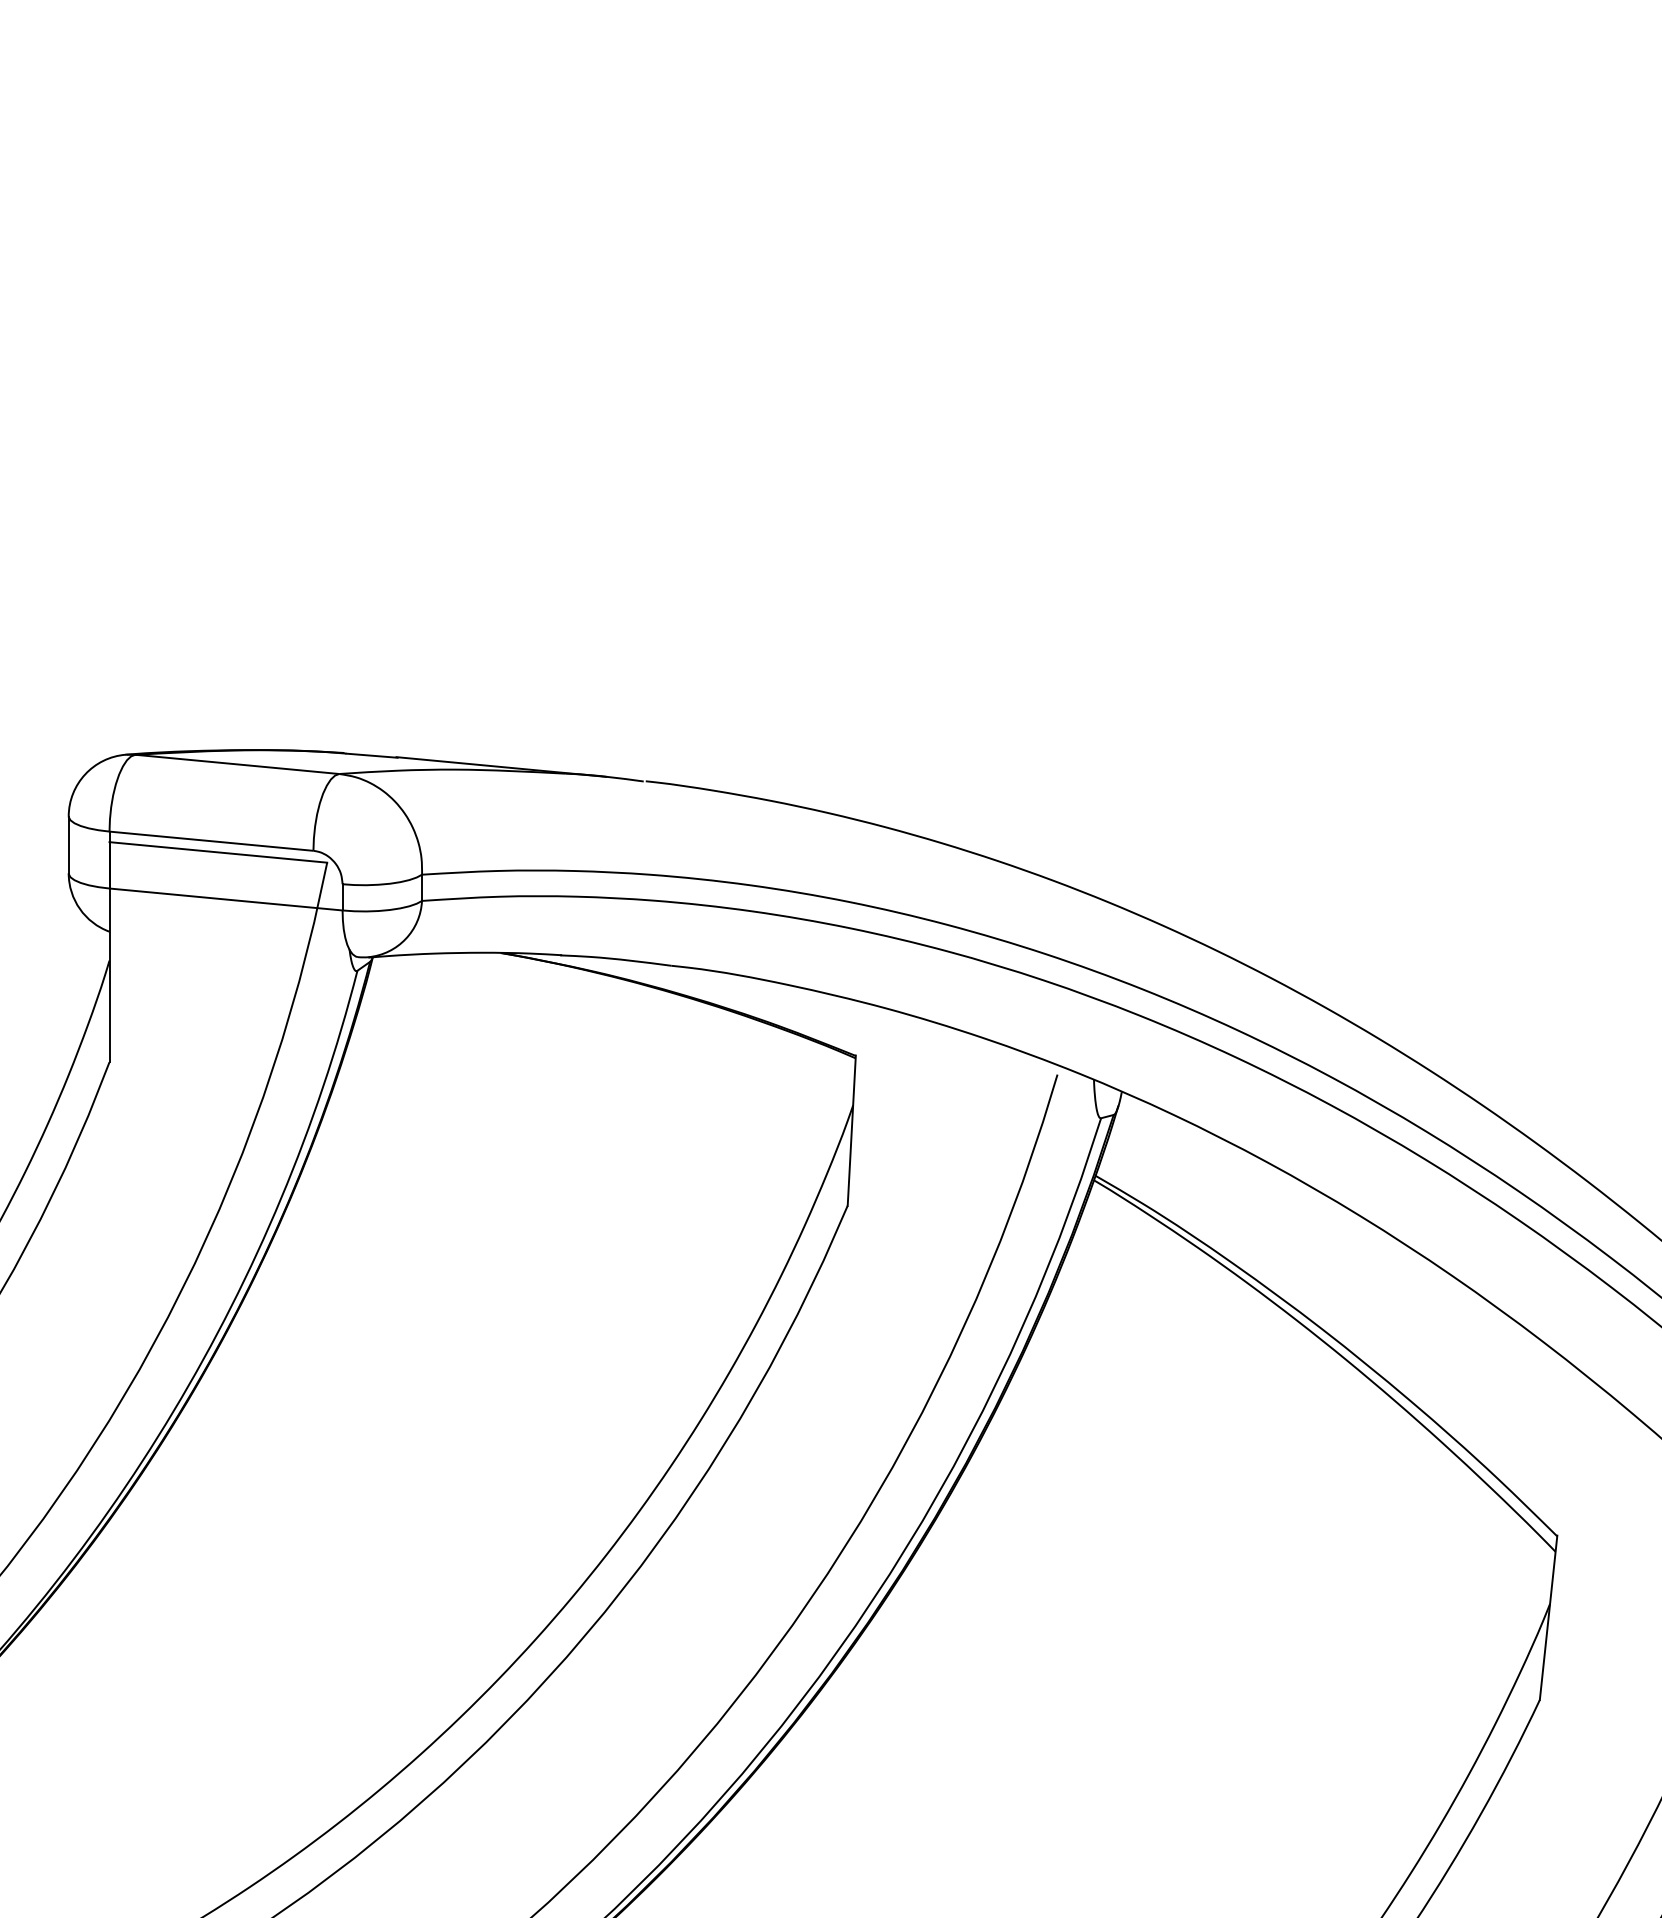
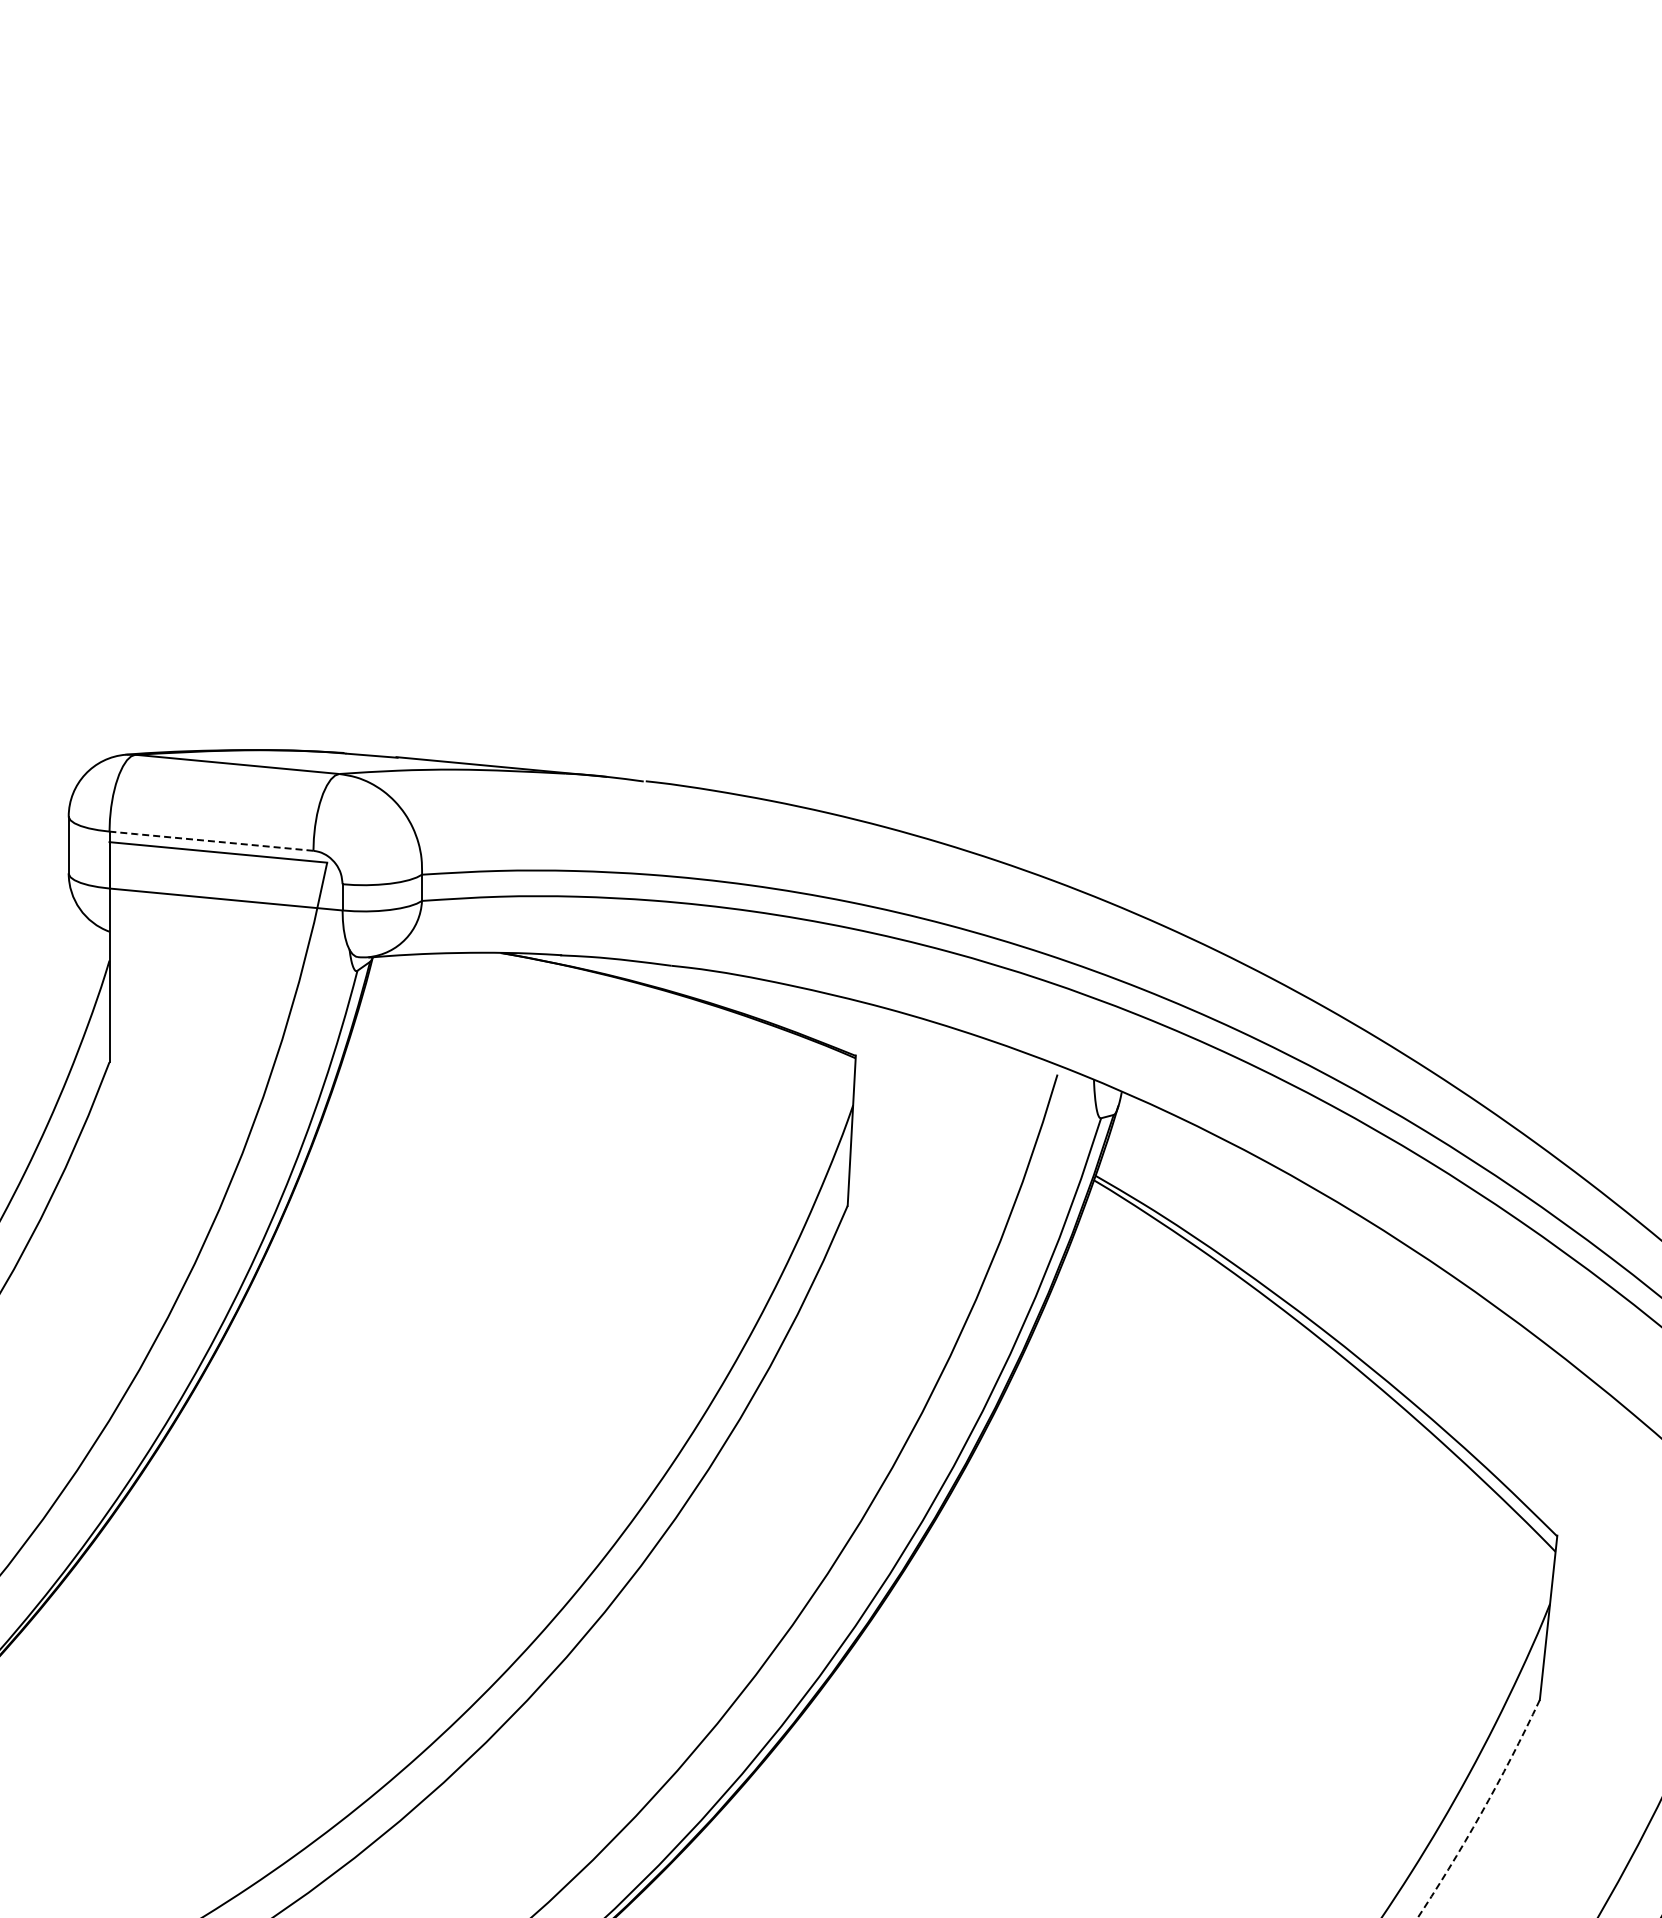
line: solid -> dashed (210, 841)
arc: solid -> dashed (1482, 1811)
